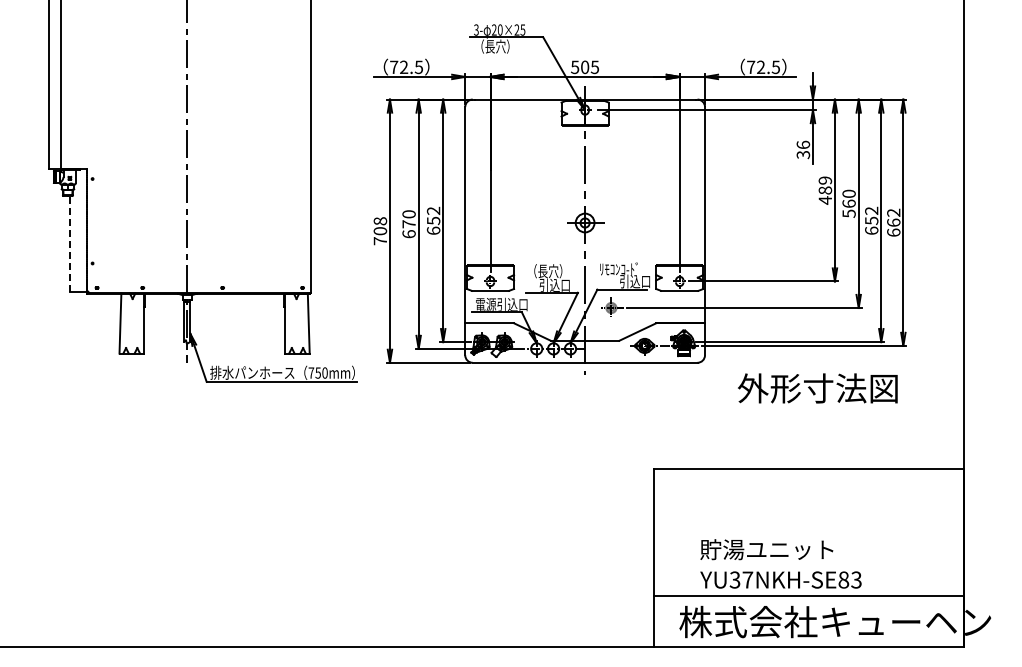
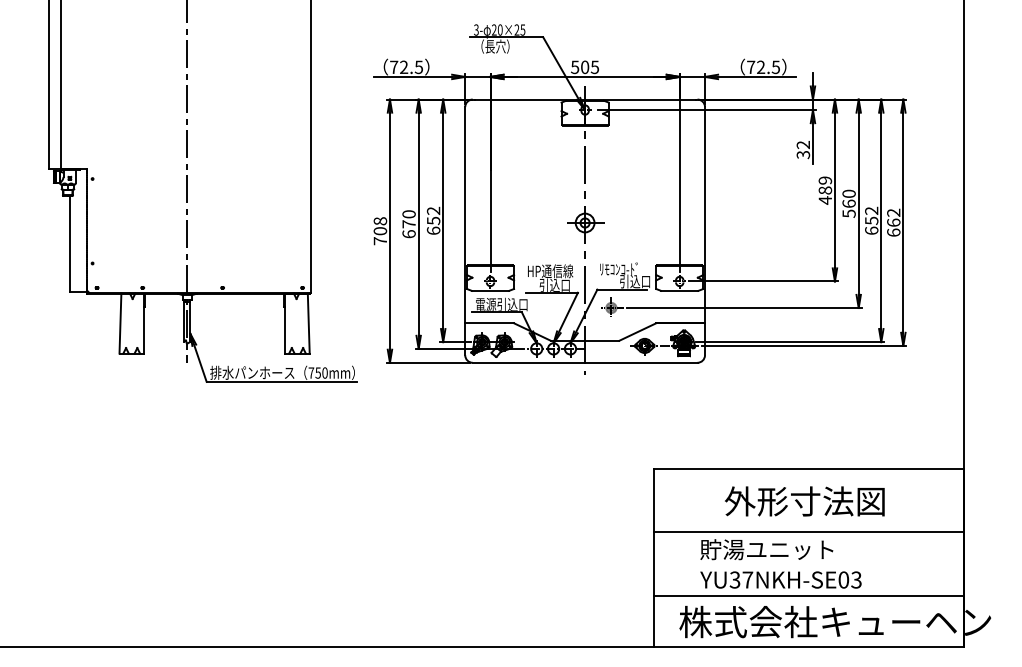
text: 36 -> 32 (803, 144)
line: dashed -> solid (69, 243)
text: （長穴） -> HP通信線 (550, 271)
text position: (817, 388) -> (804, 501) (804, 501)
line: none -> present (809, 532)
text: YU37NKH-SE83 -> YU37NKH-SE03 (843, 580)
